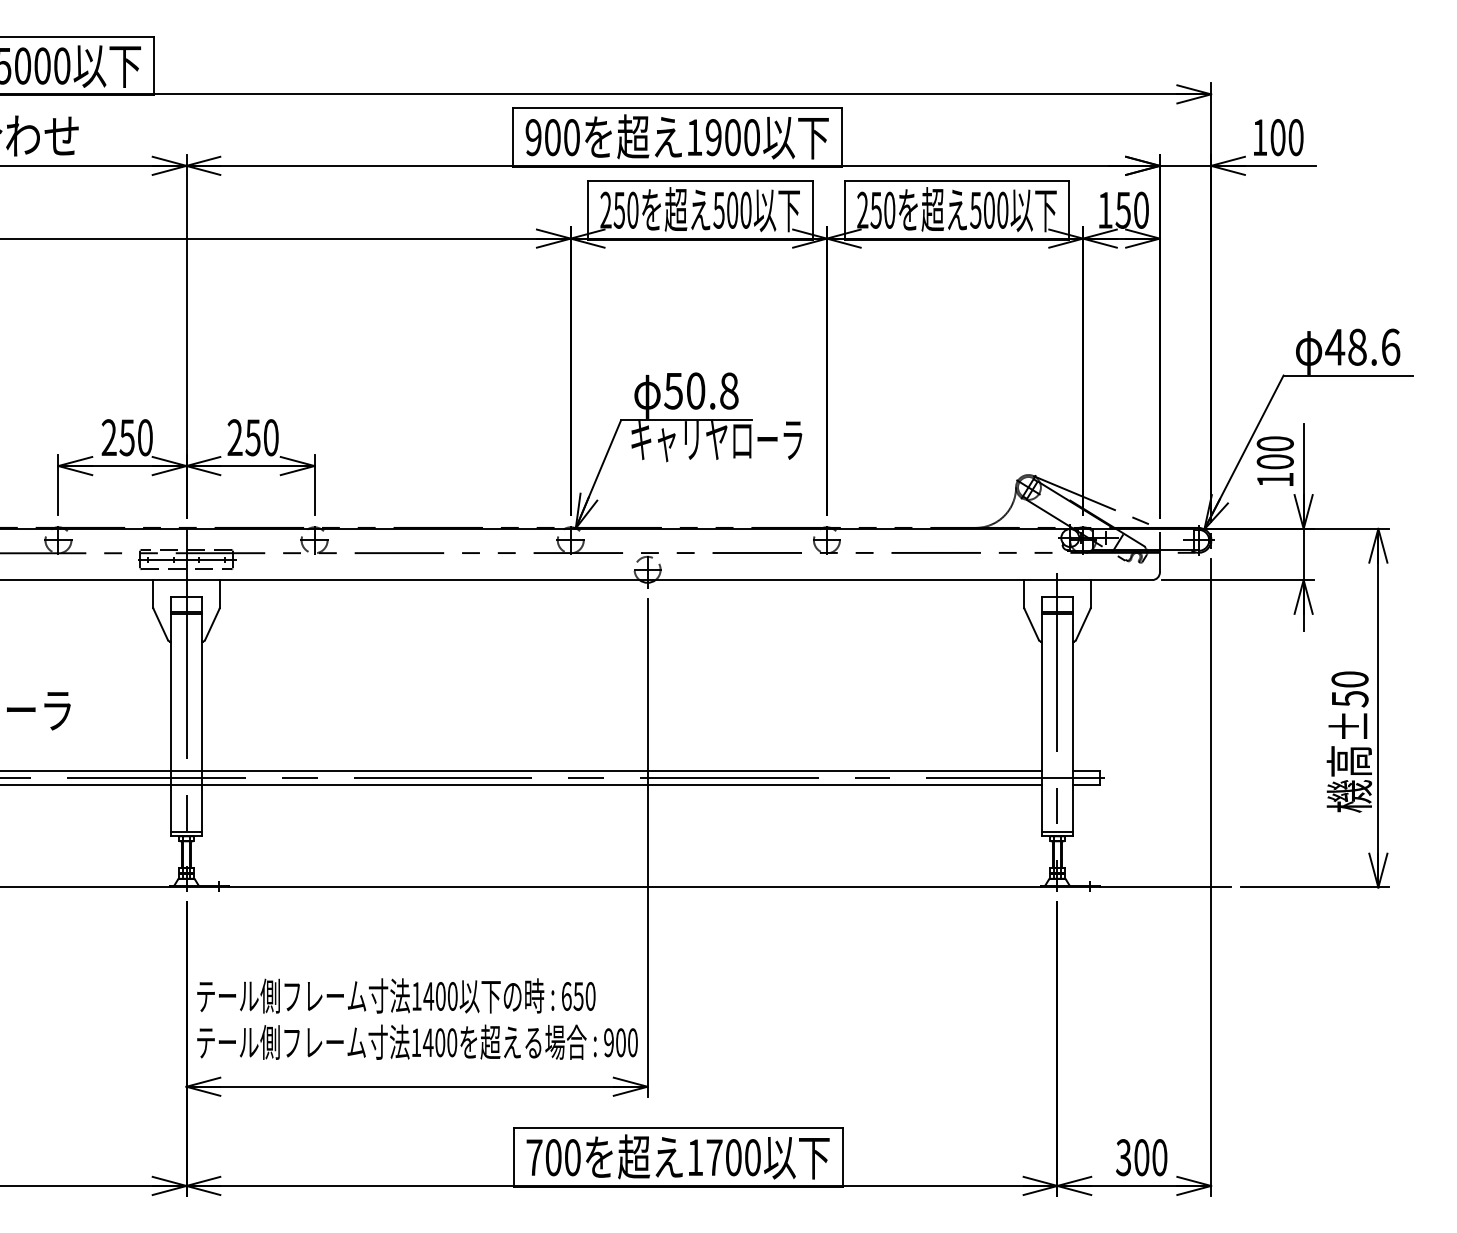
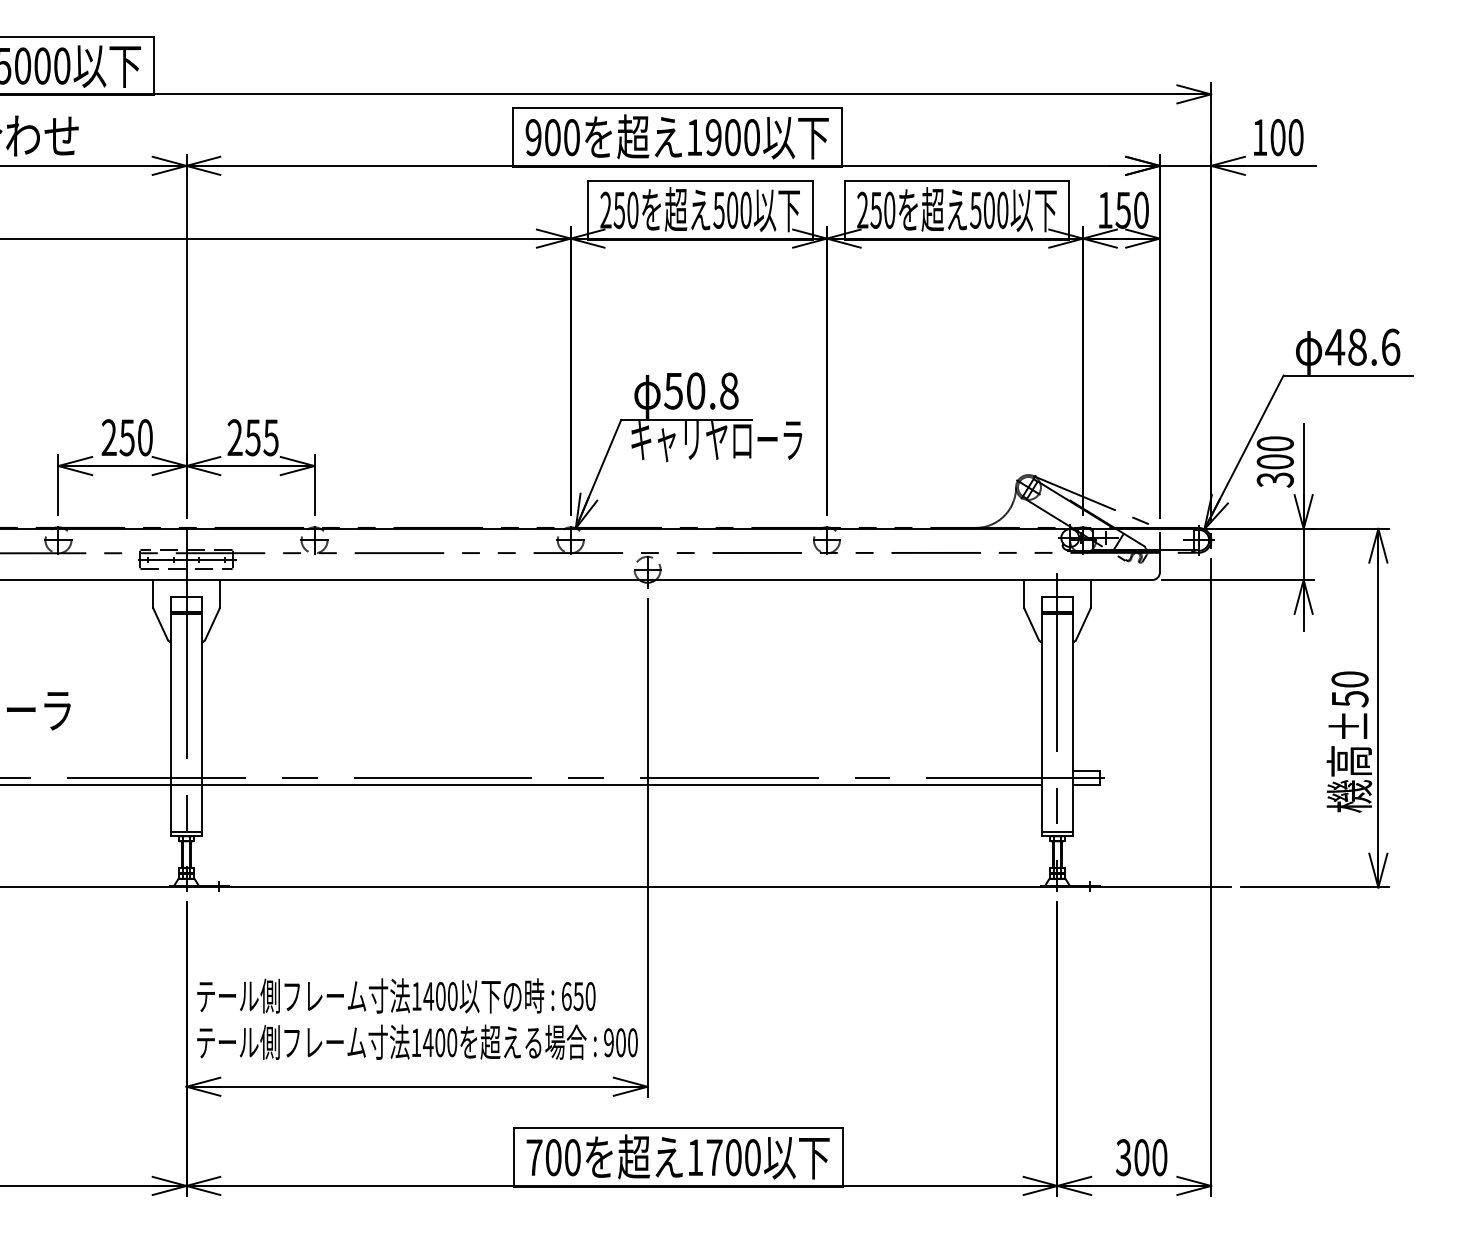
text: 250 -> 255 (270, 437)
text: 100 -> 300 (1274, 479)
line: present -> none (522, 771)
